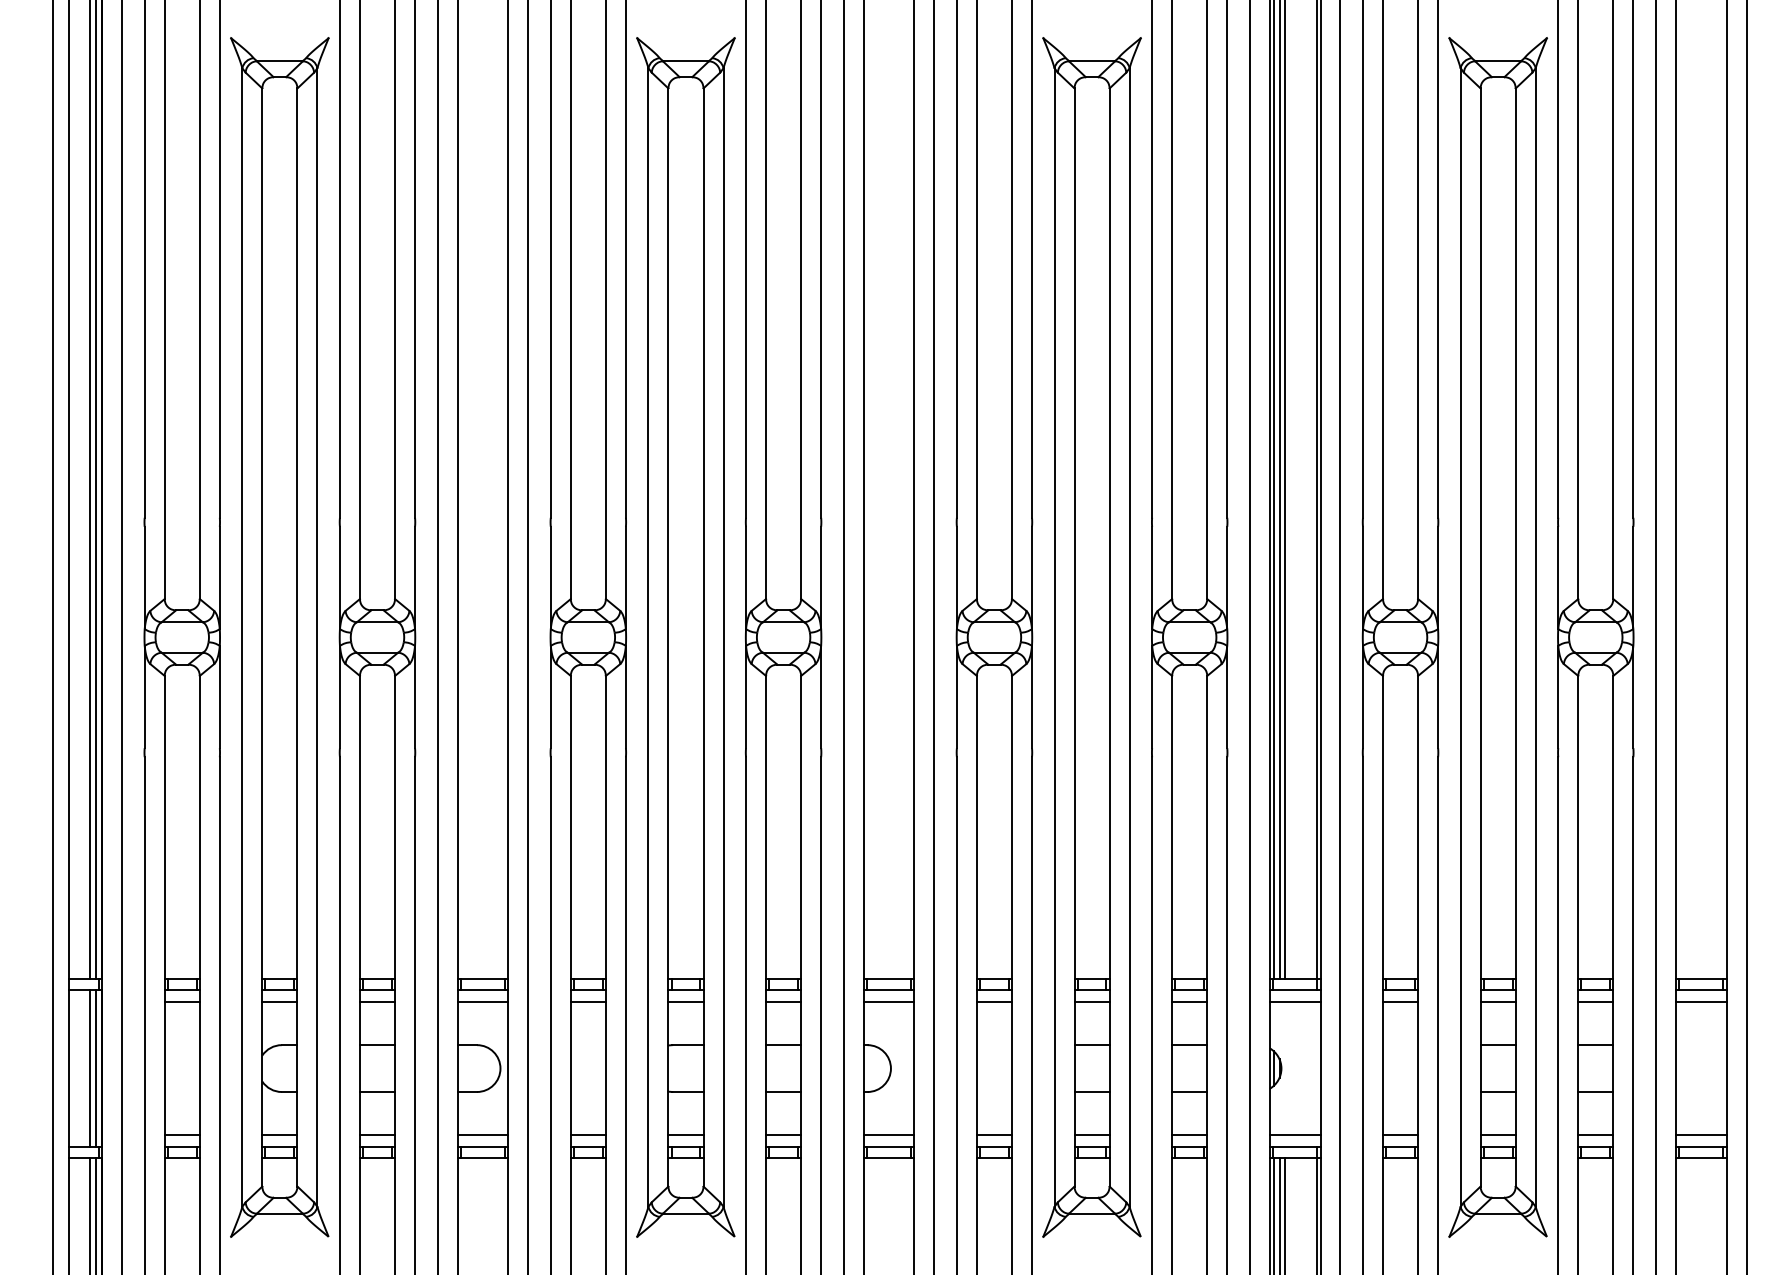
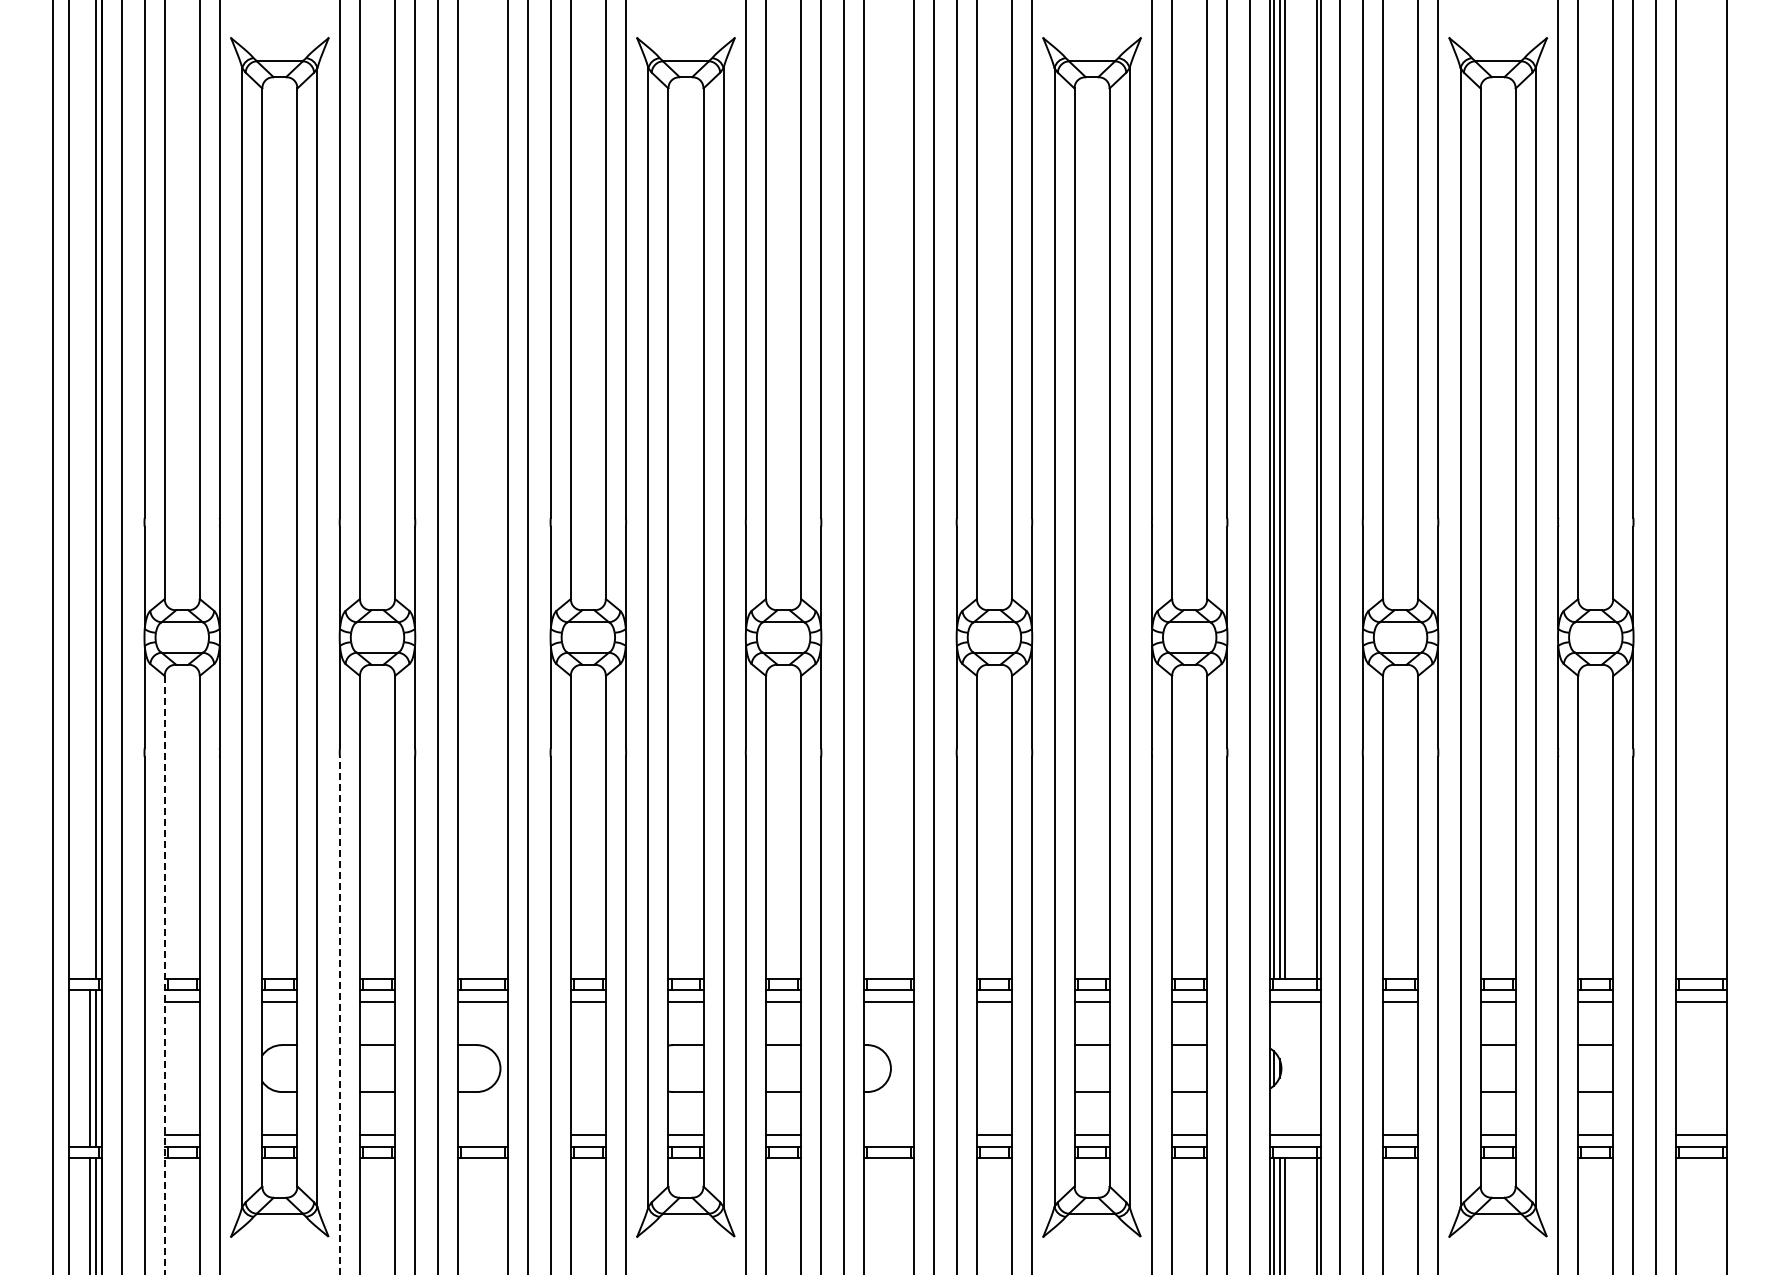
line: present -> none (90, 490)
line: present -> none (1746, 636)
line: solid -> dashed (164, 975)
line: solid -> dashed (339, 1015)
line: present -> none (482, 1134)
line: present -> none (888, 1134)
